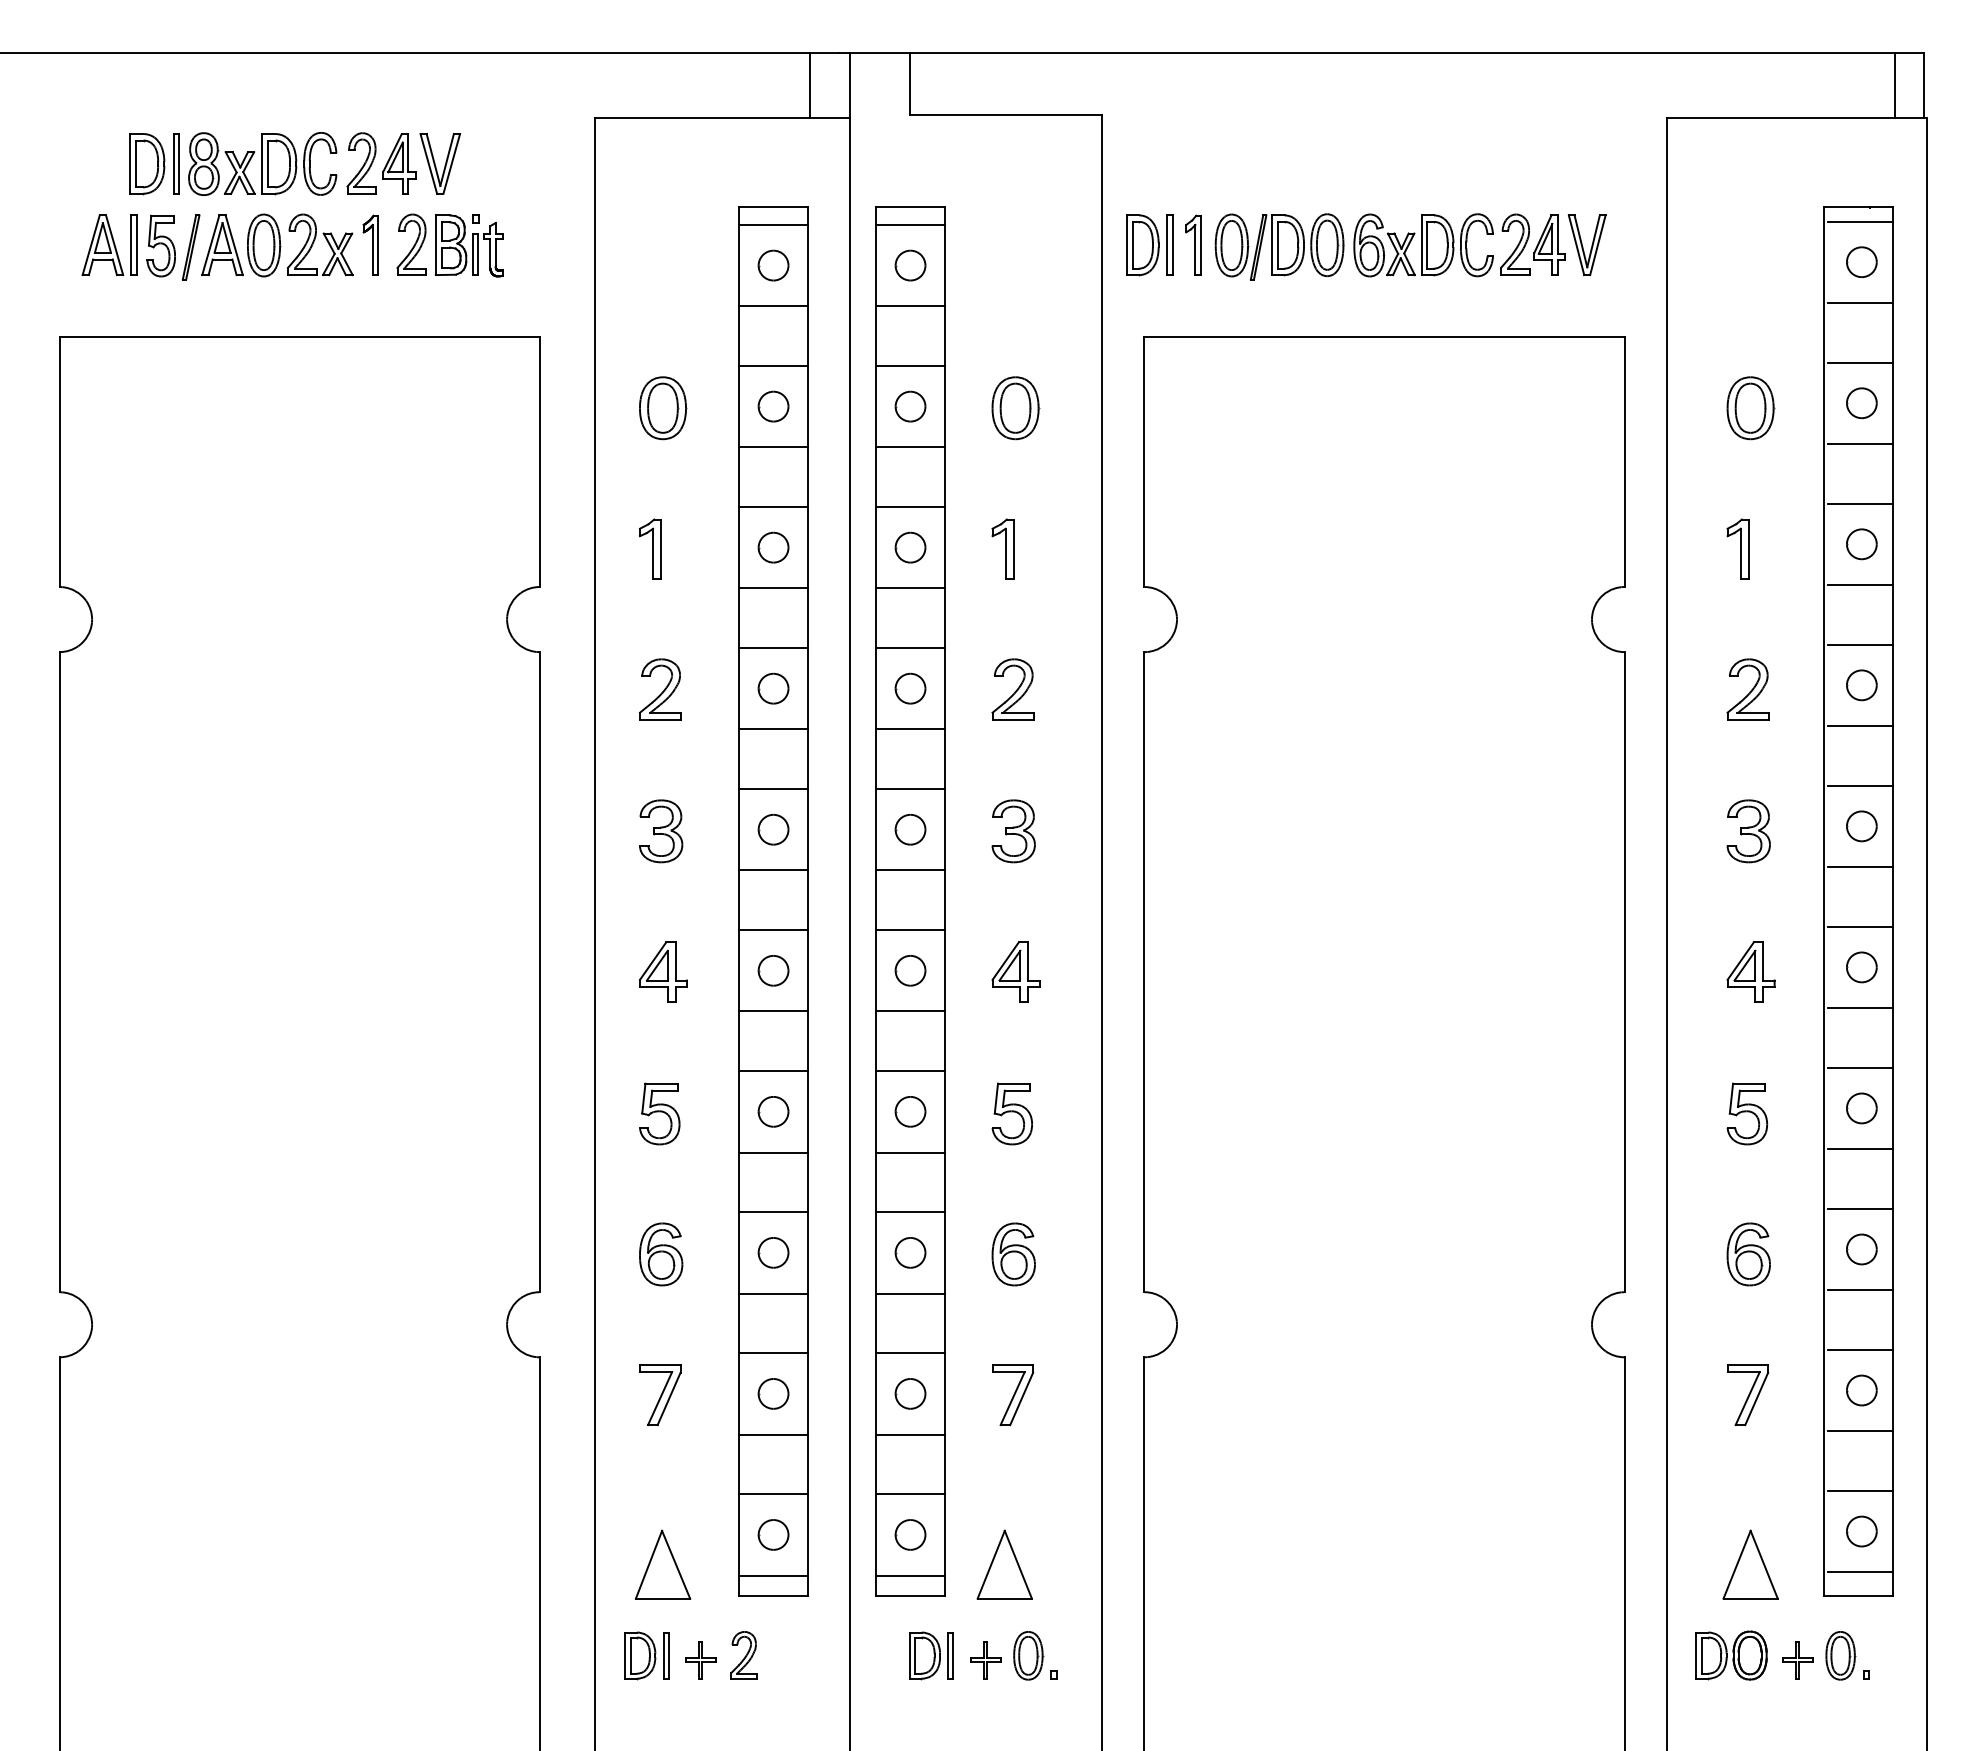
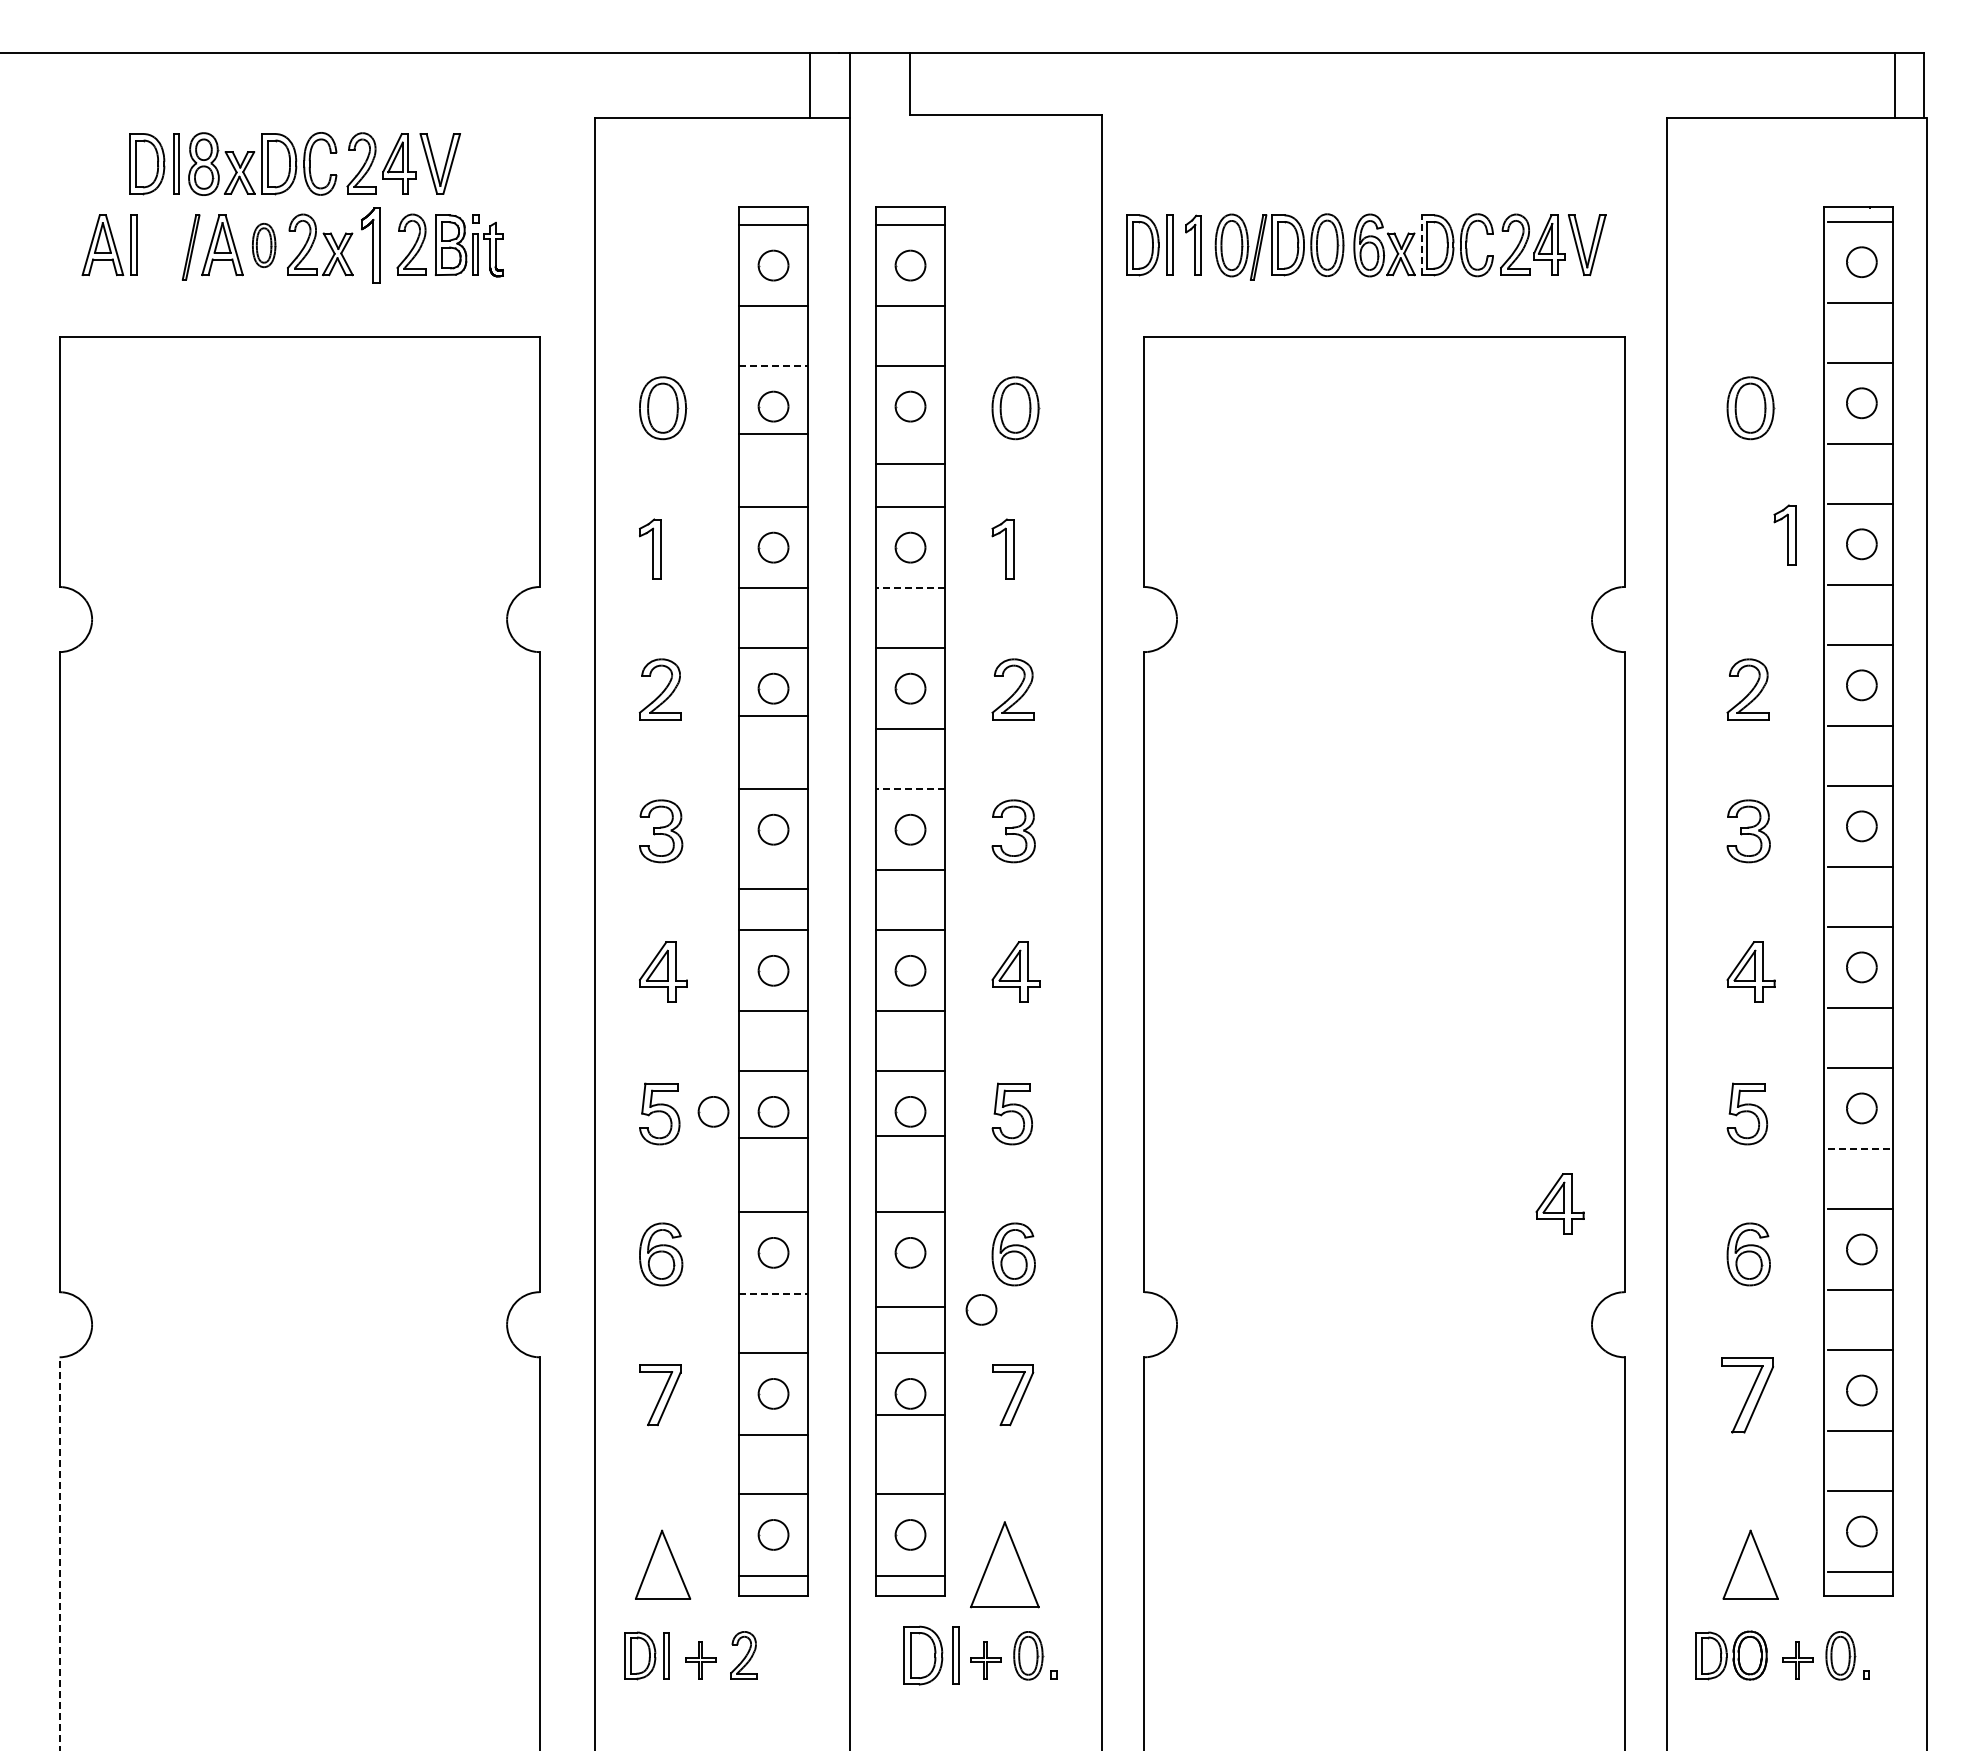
part size: 17x62 px -> 20x77 px (370, 245)
part: present -> none (160, 245)
part size: 35x65 px -> 25x45 px (264, 245)
line: solid -> dashed (1421, 245)
line: solid -> dashed (774, 365)
line position: (773, 447) -> (773, 434) (773, 434)
line position: (910, 447) -> (910, 464) (910, 464)
part position: (1737, 548) -> (1784, 534) (1784, 534)
line: solid -> dashed (910, 588)
line position: (773, 729) -> (773, 716) (773, 716)
line: solid -> dashed (910, 789)
line position: (773, 870) -> (773, 889) (773, 889)
part: none -> present (713, 1111)
line: solid -> dashed (1860, 1149)
line position: (773, 1152) -> (773, 1137) (773, 1137)
line position: (910, 1152) -> (910, 1135) (910, 1135)
part: none -> present (1559, 1203)
line: solid -> dashed (774, 1293)
line position: (910, 1293) -> (910, 1306) (910, 1306)
part: none -> present (981, 1309)
part size: 43x63 px -> 54x77 px (1747, 1395)
line position: (910, 1434) -> (910, 1414) (910, 1414)
line: solid -> dashed (59, 1554)
part size: 57x71 px -> 70x88 px (1004, 1564)
part size: 45x50 px -> 57x61 px (931, 1655)
